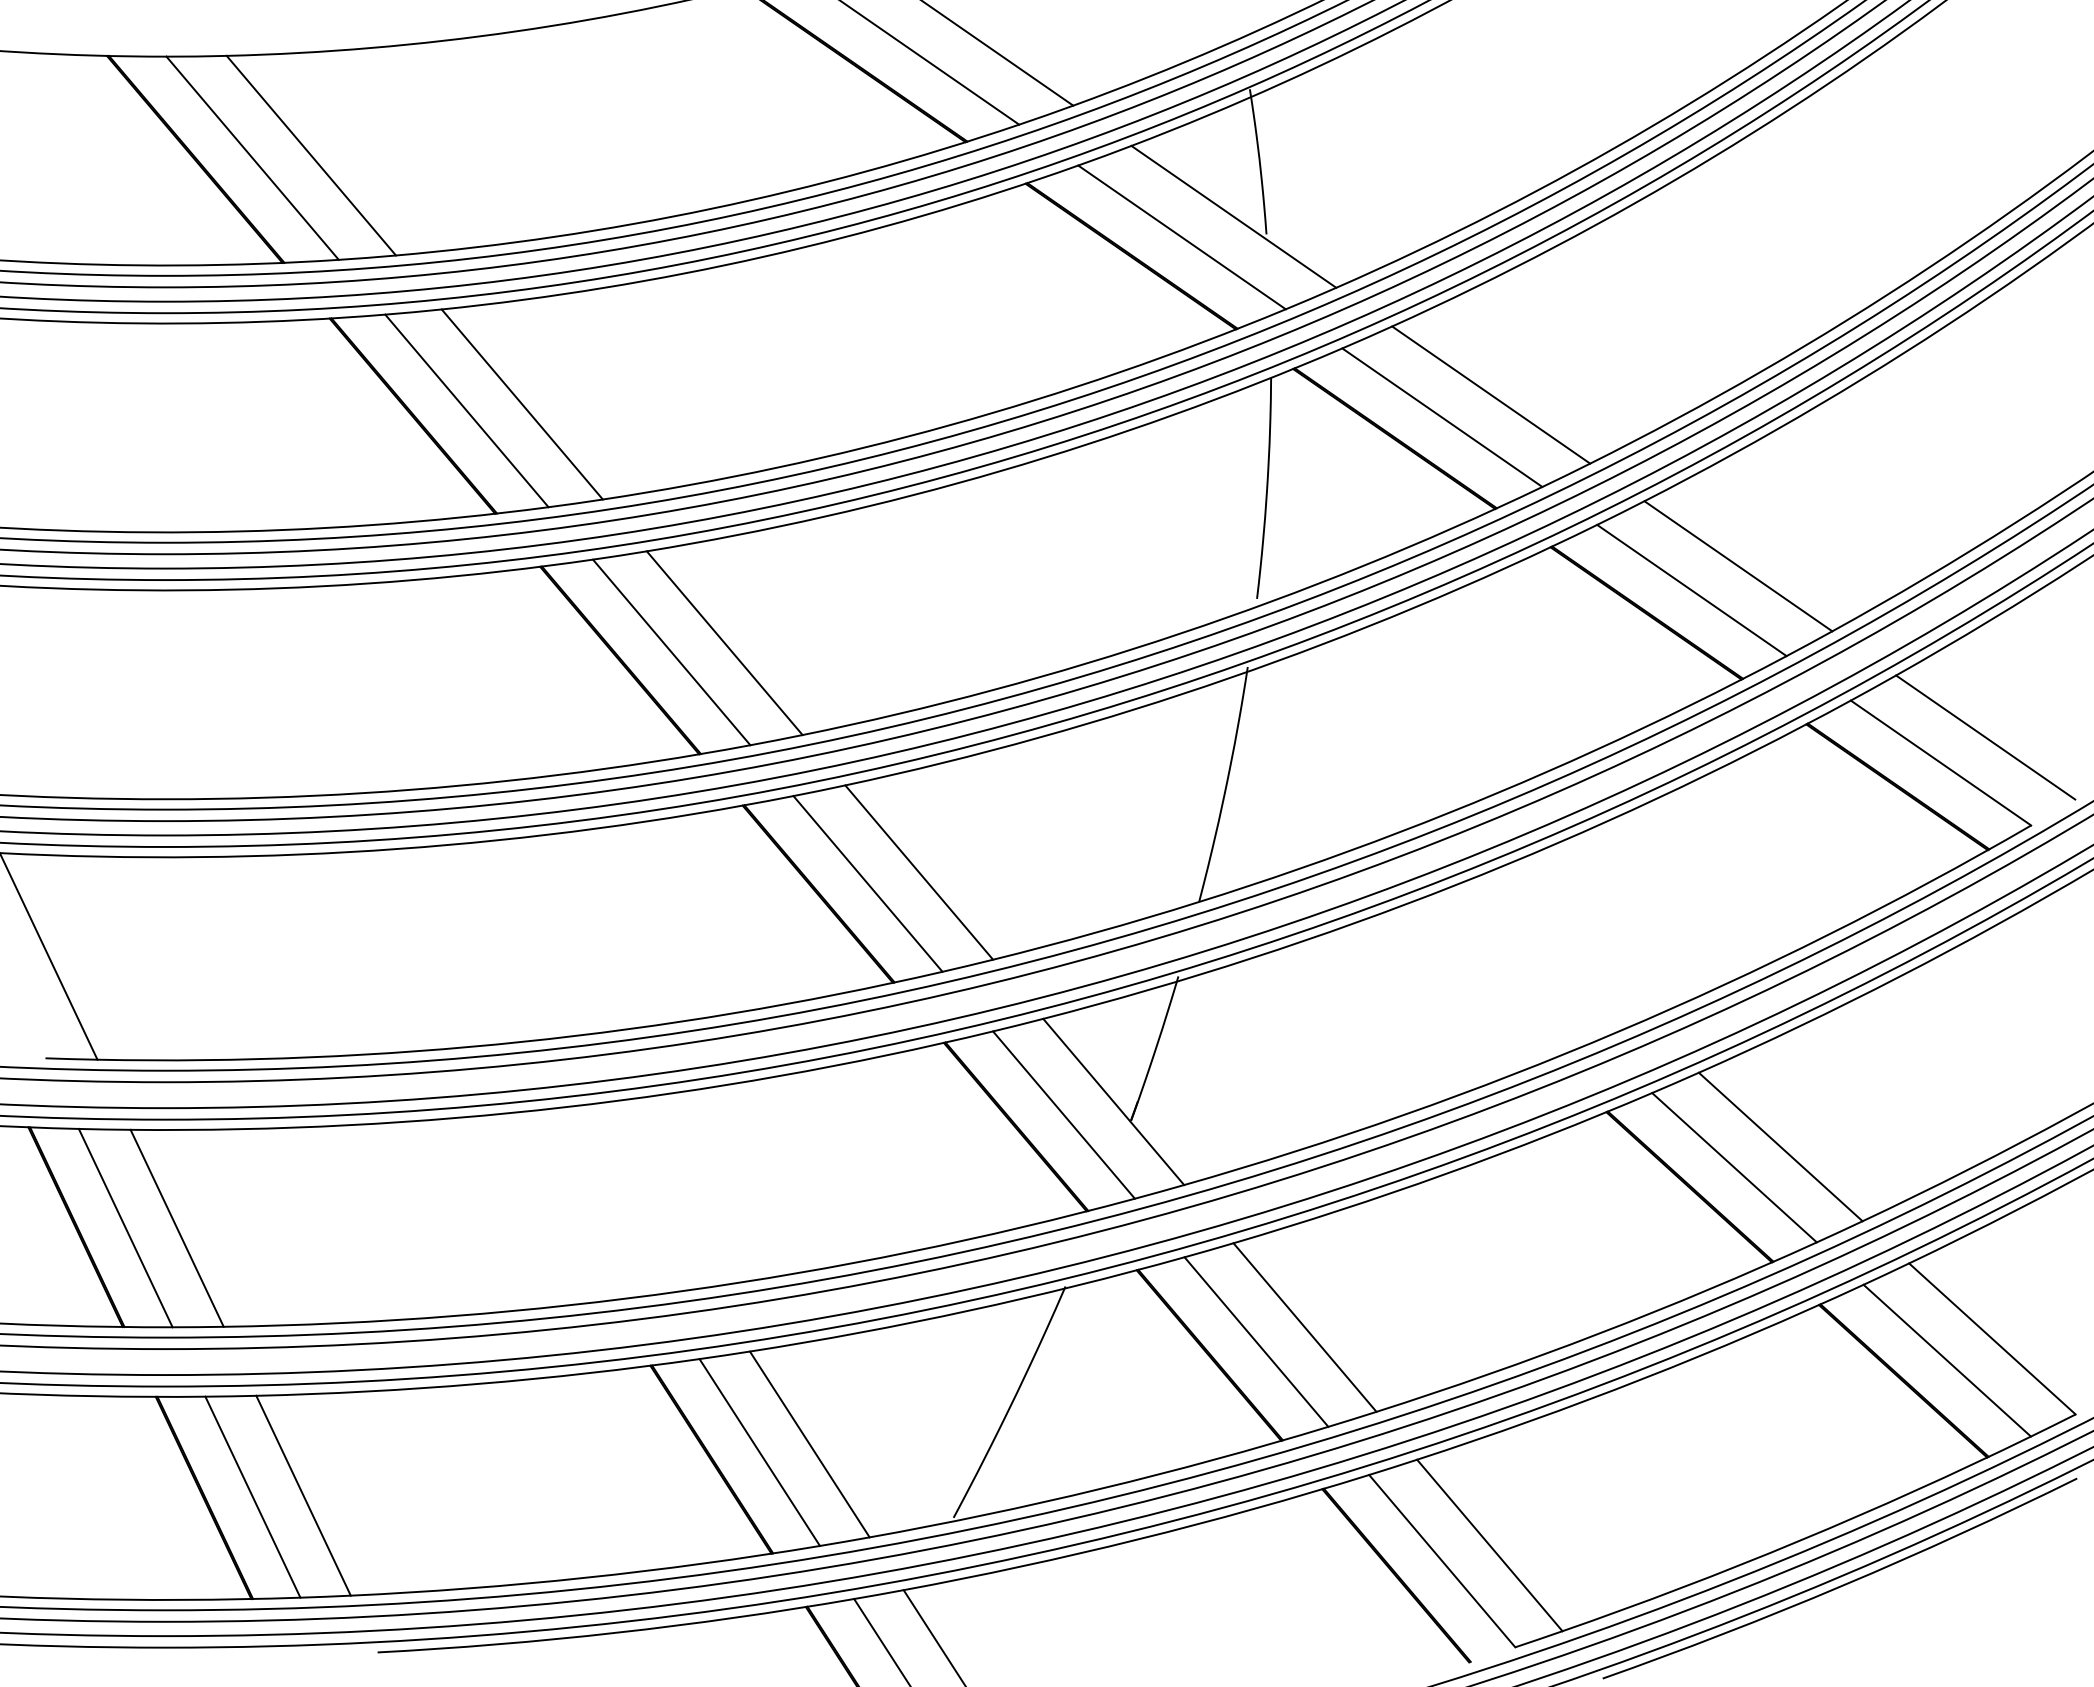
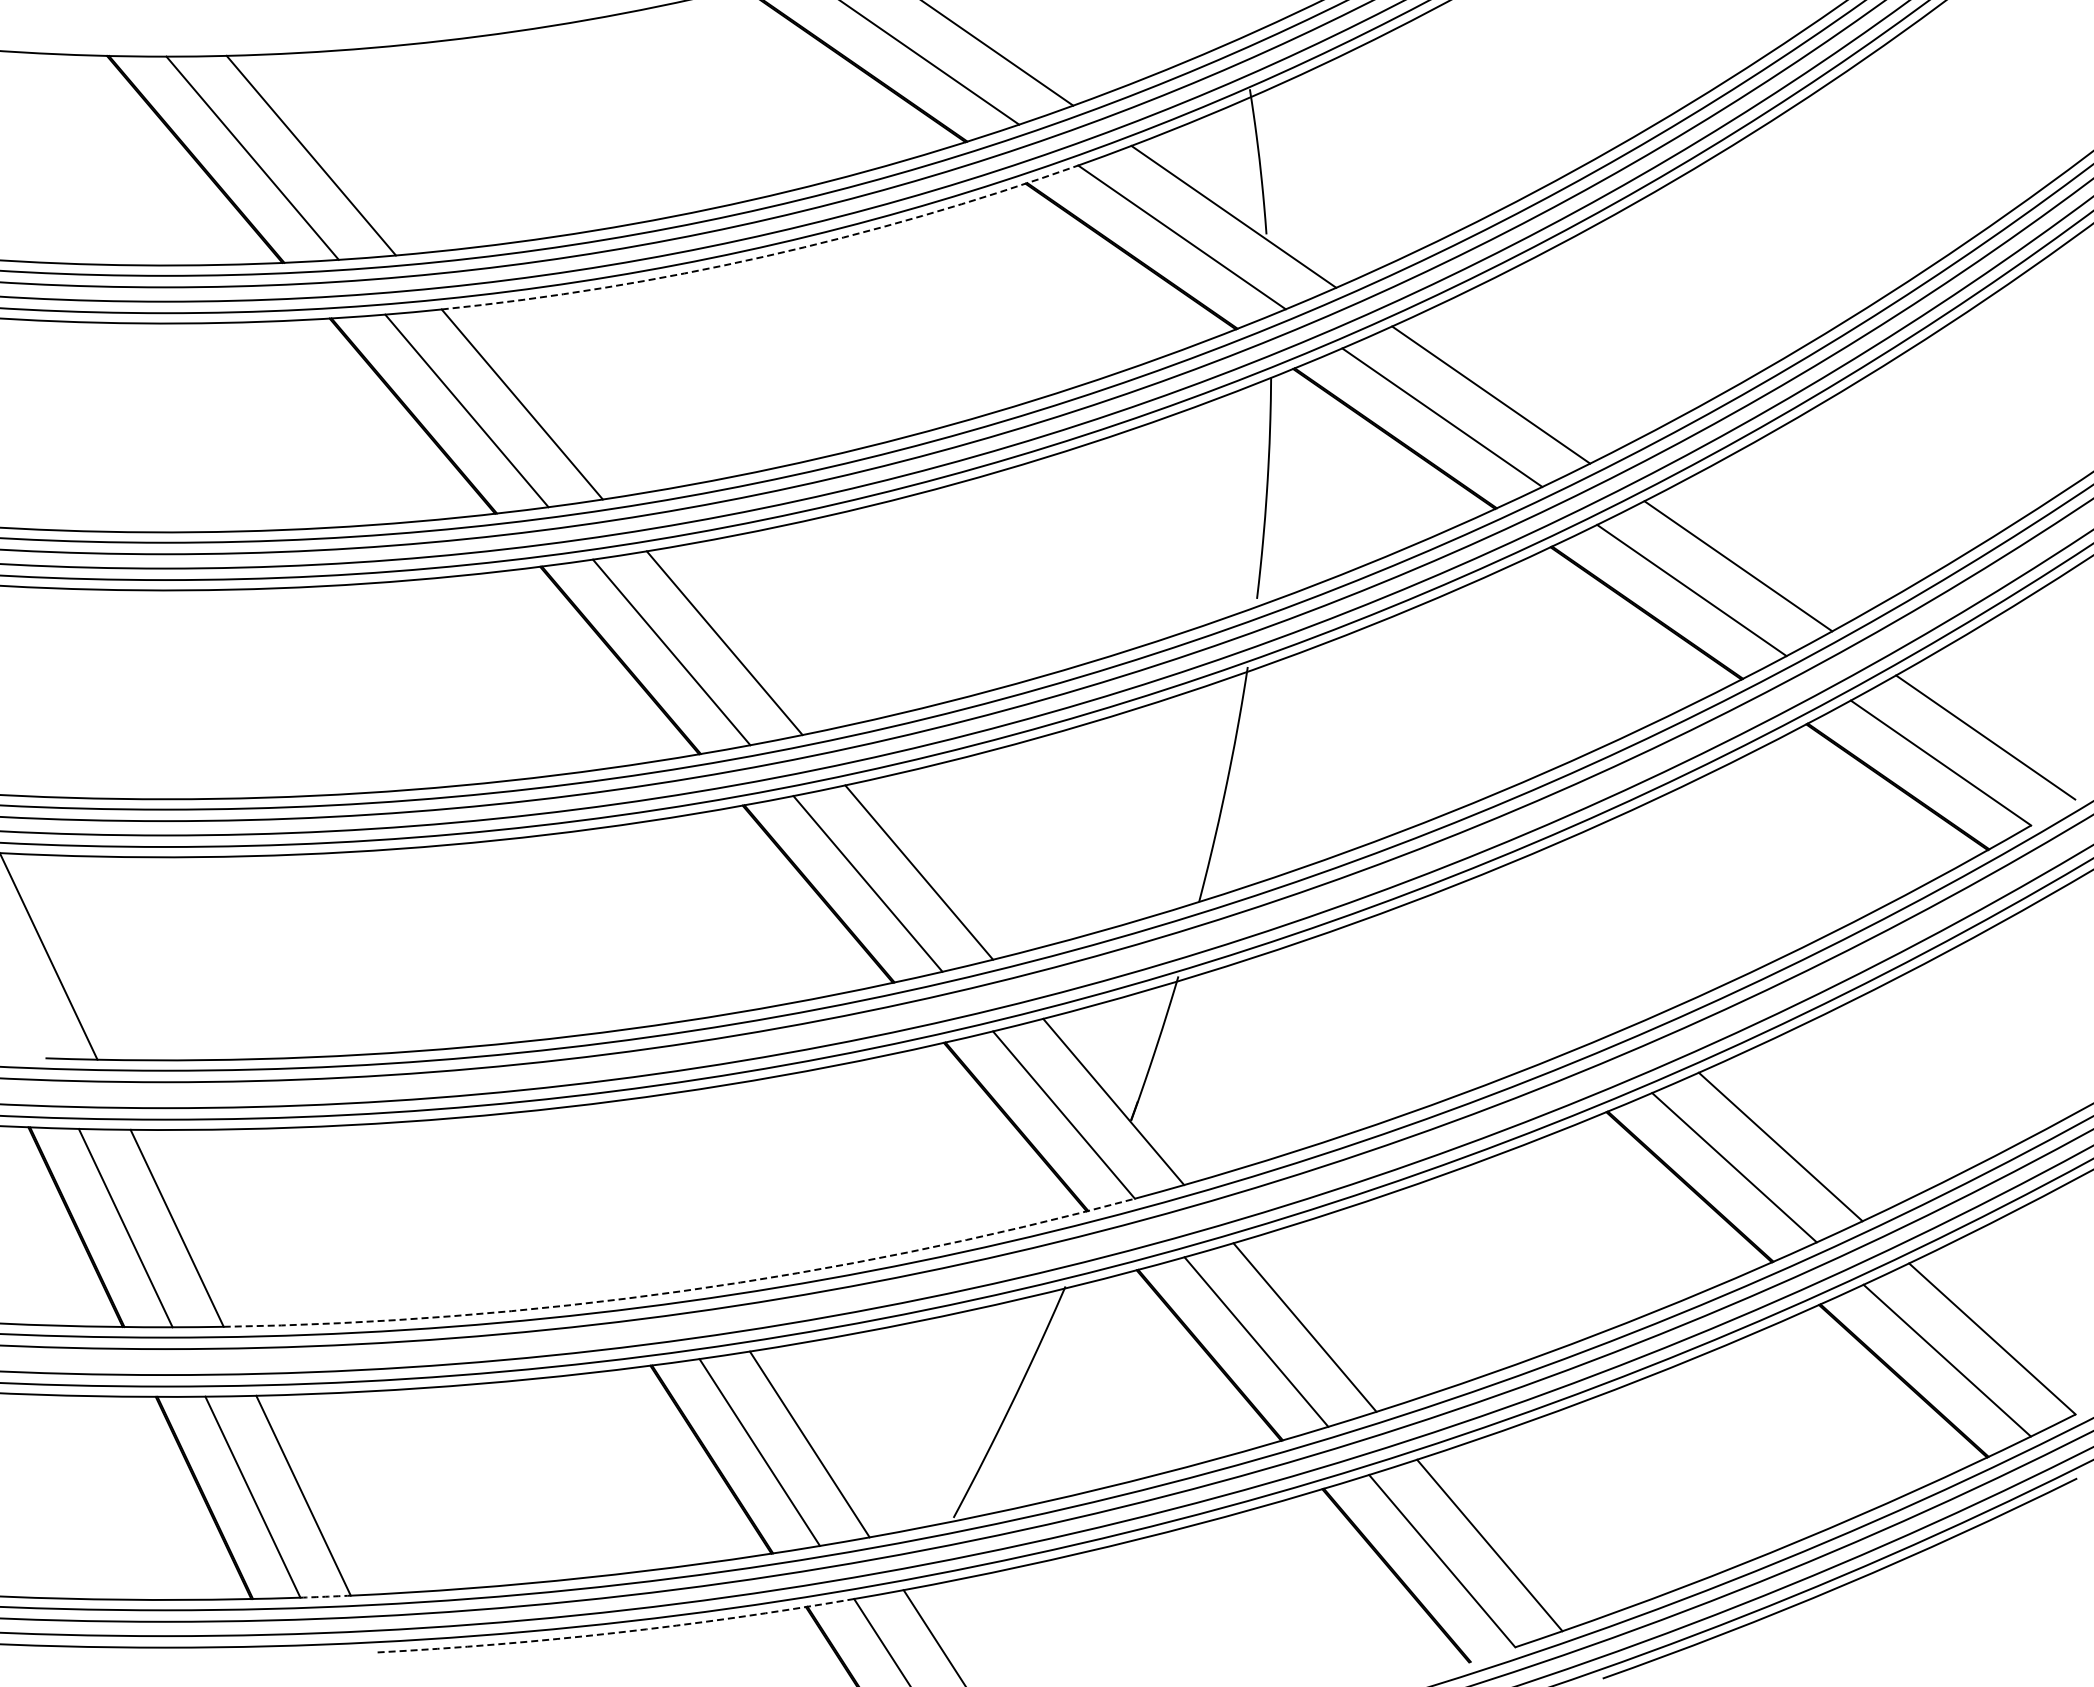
arc: solid -> dashed (764, 256)
arc: solid -> dashed (683, 1291)
arc: solid -> dashed (325, 1596)
arc: solid -> dashed (616, 1632)
